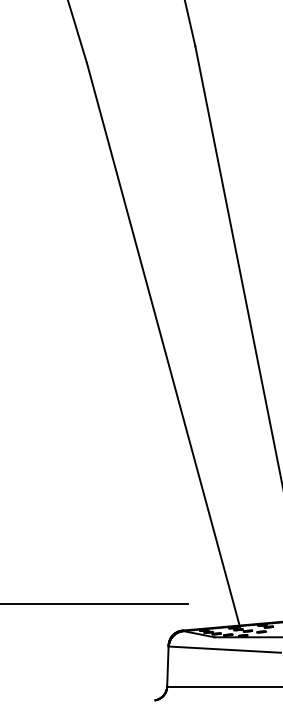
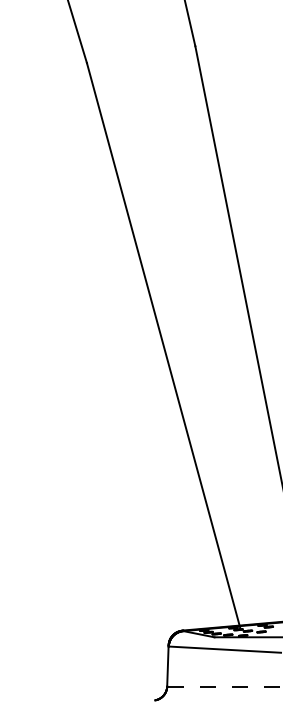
line: present -> none (94, 603)
line: solid -> dashed (225, 686)
